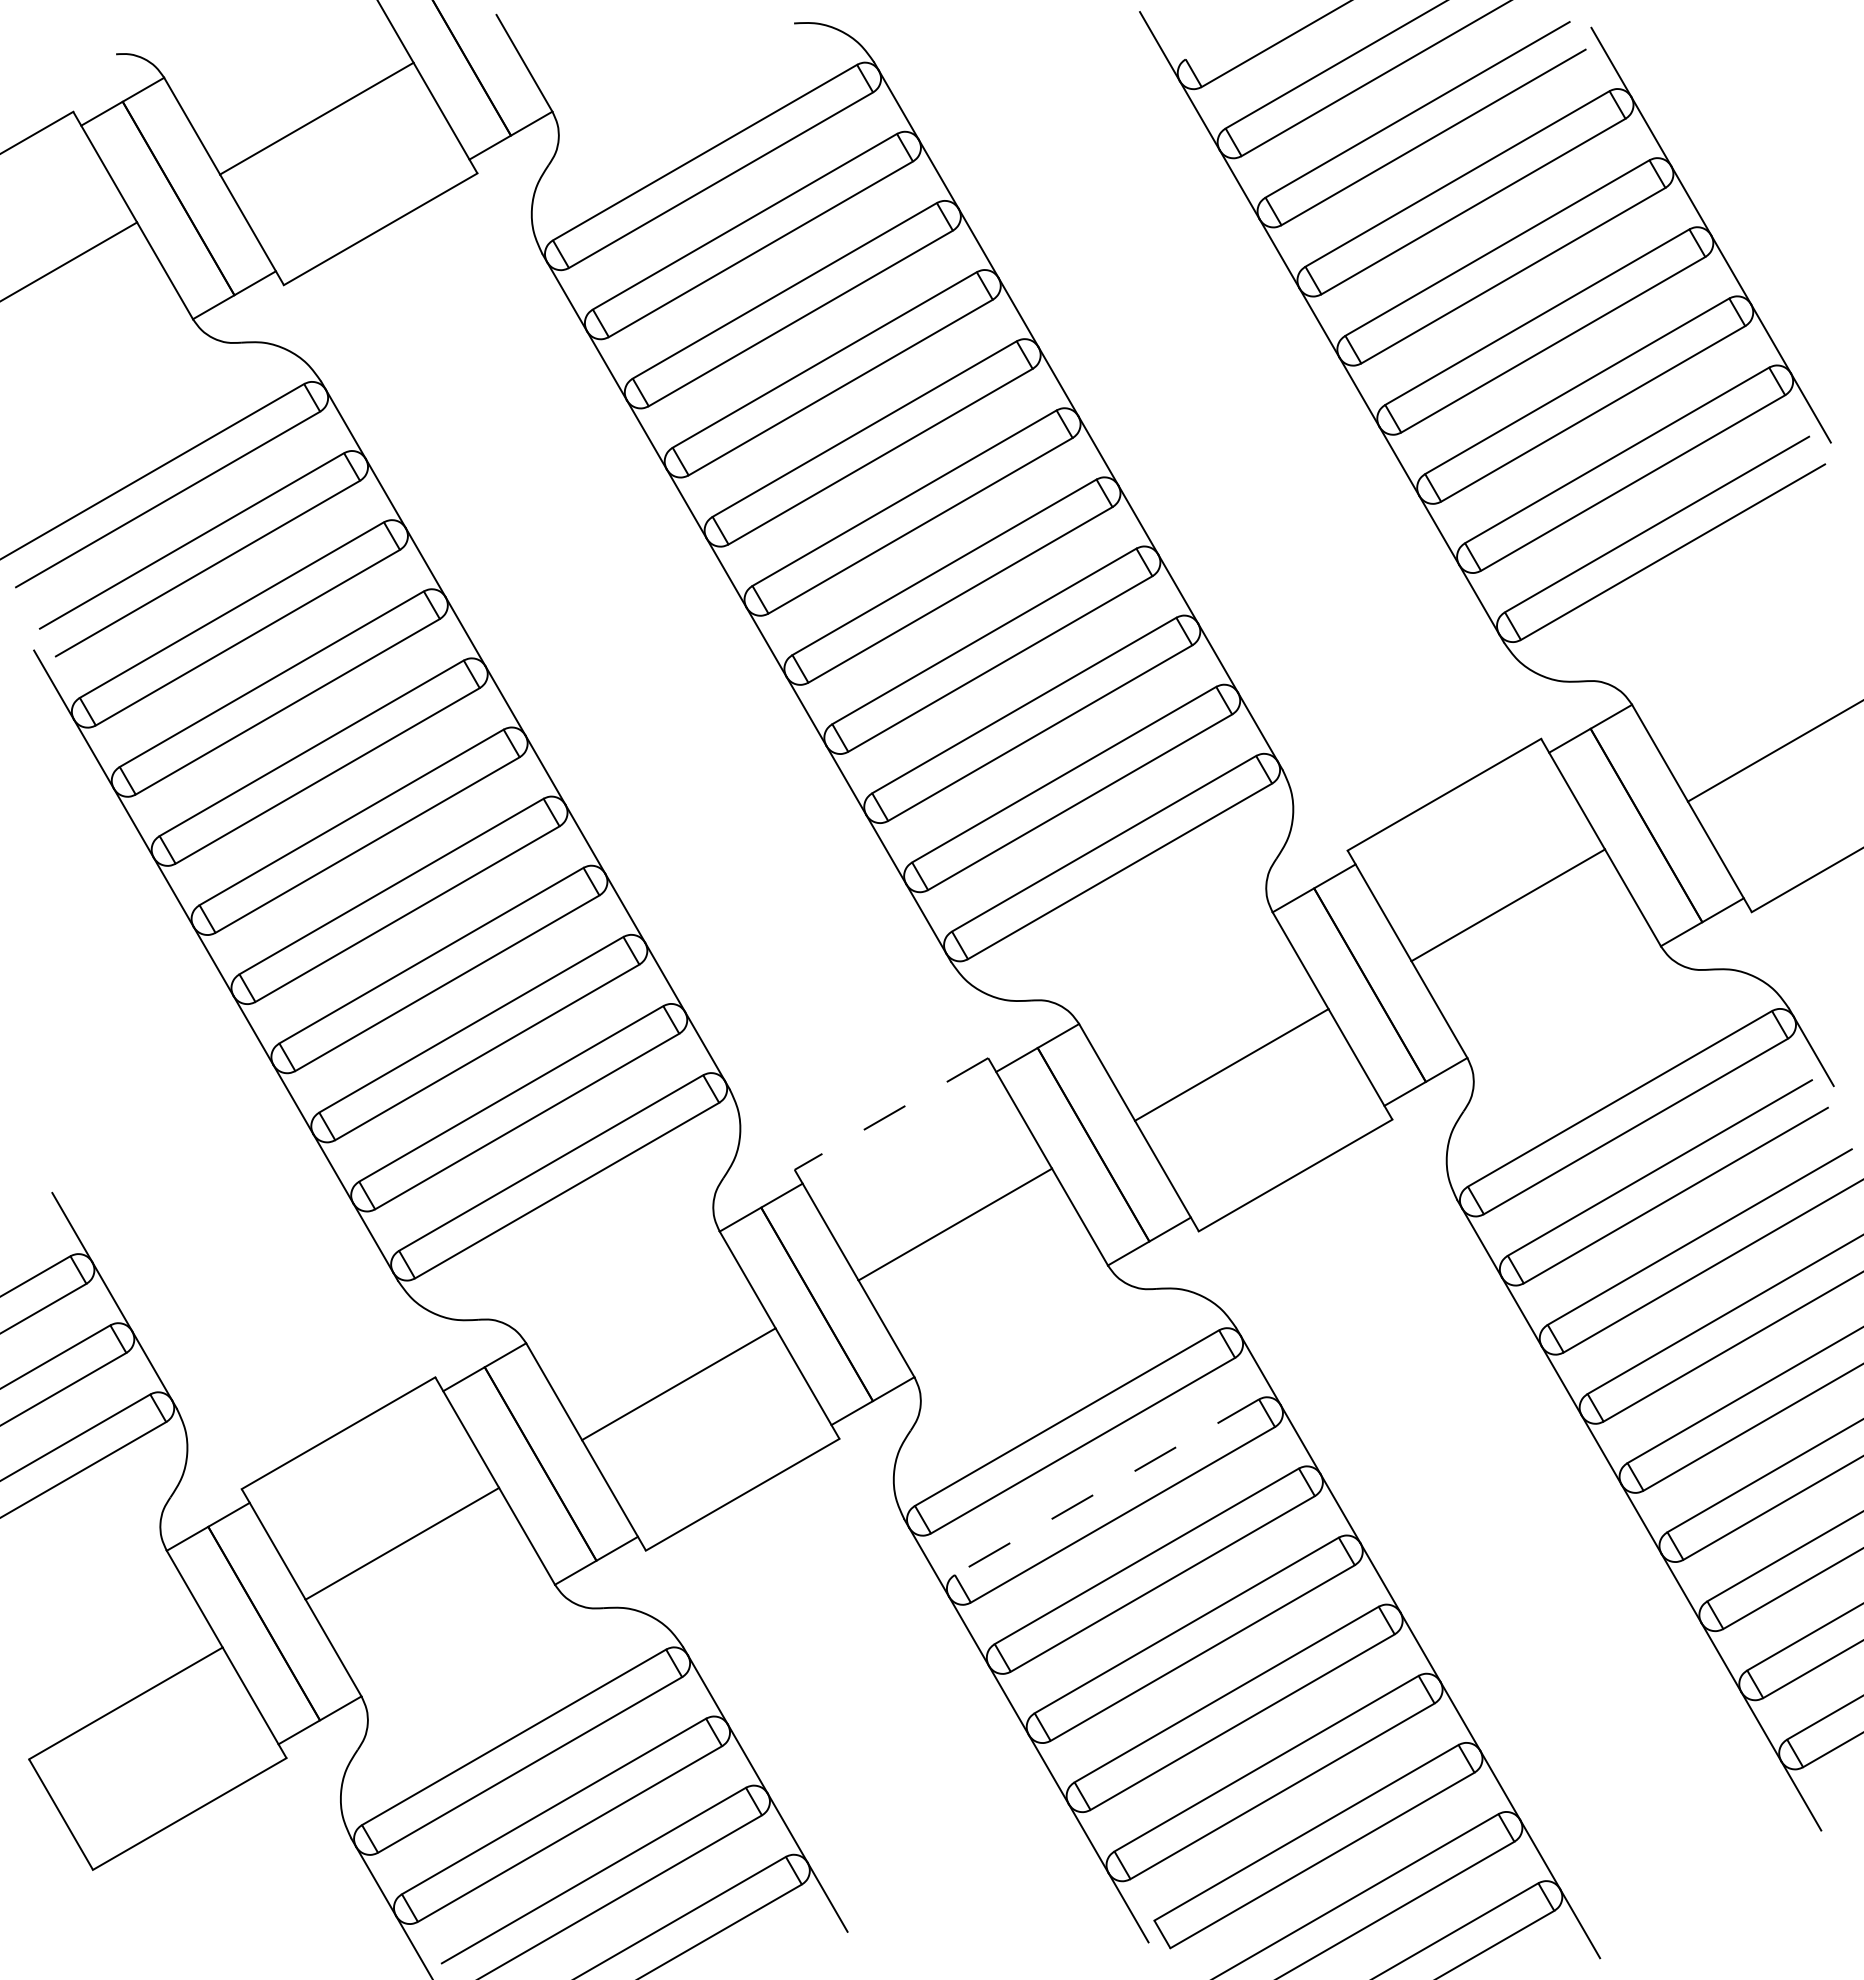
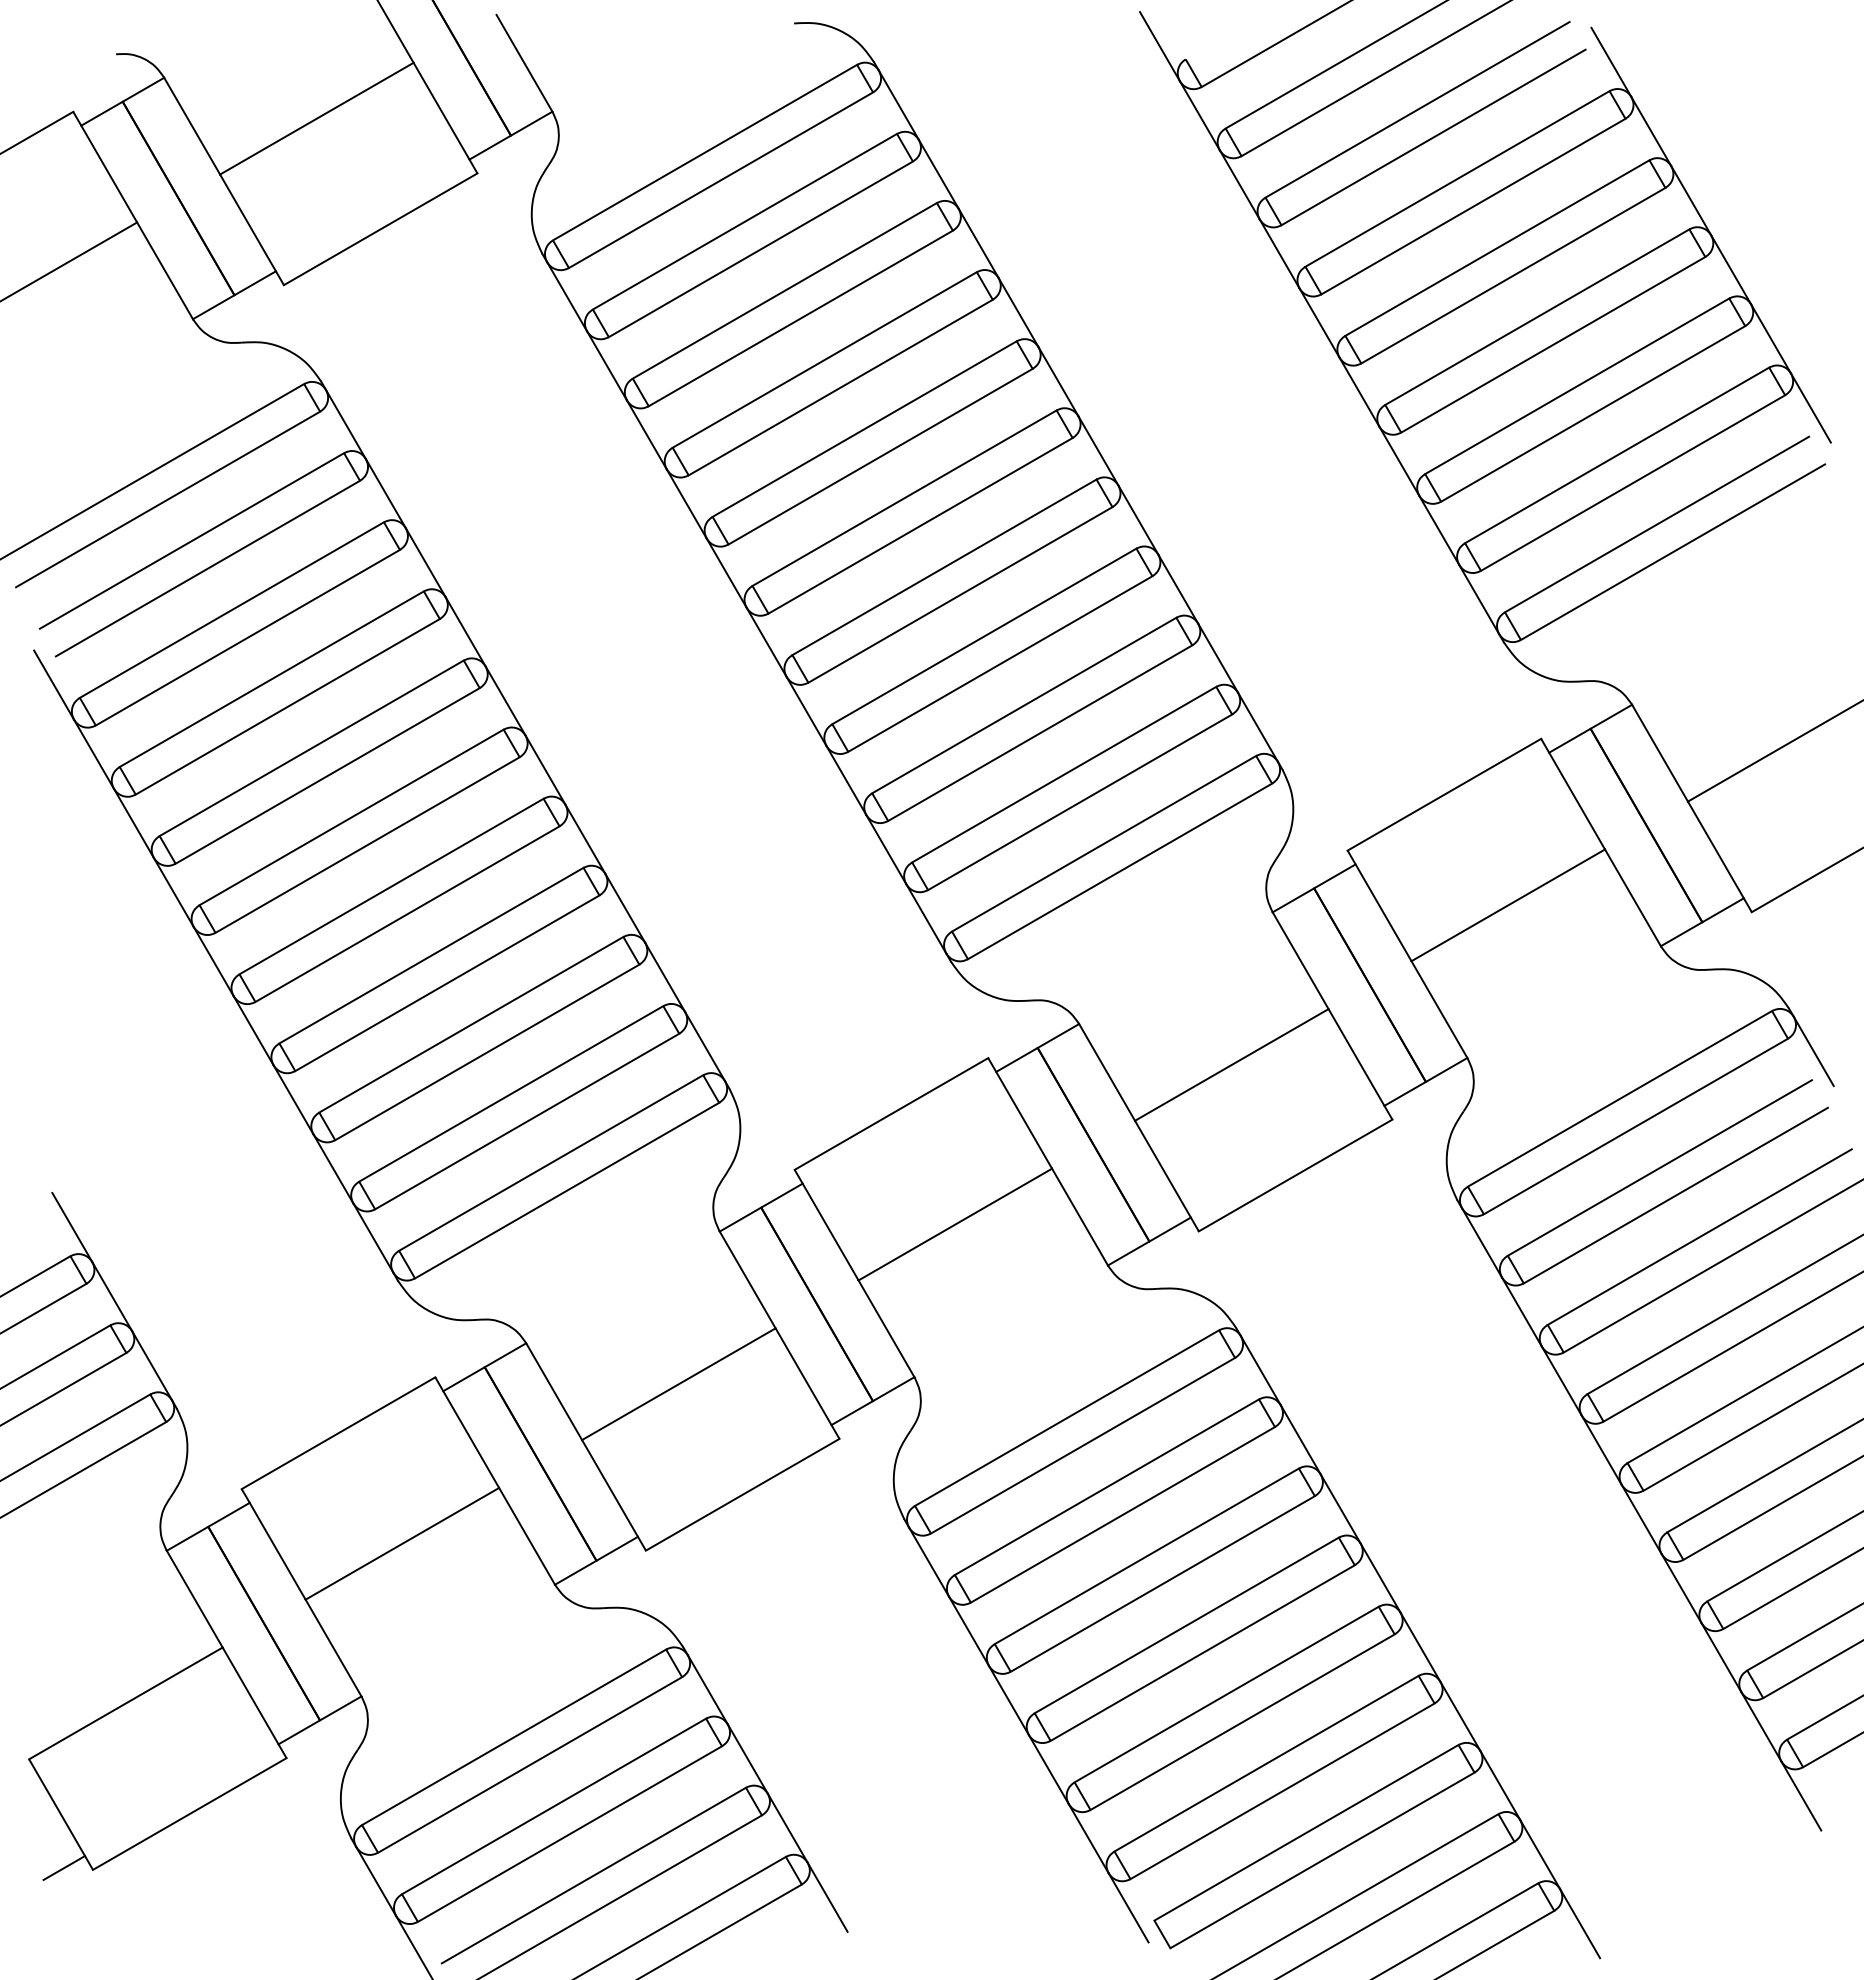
line: dashed -> solid (891, 1113)
line: dashed -> solid (1106, 1487)
line: none -> present (64, 1867)
